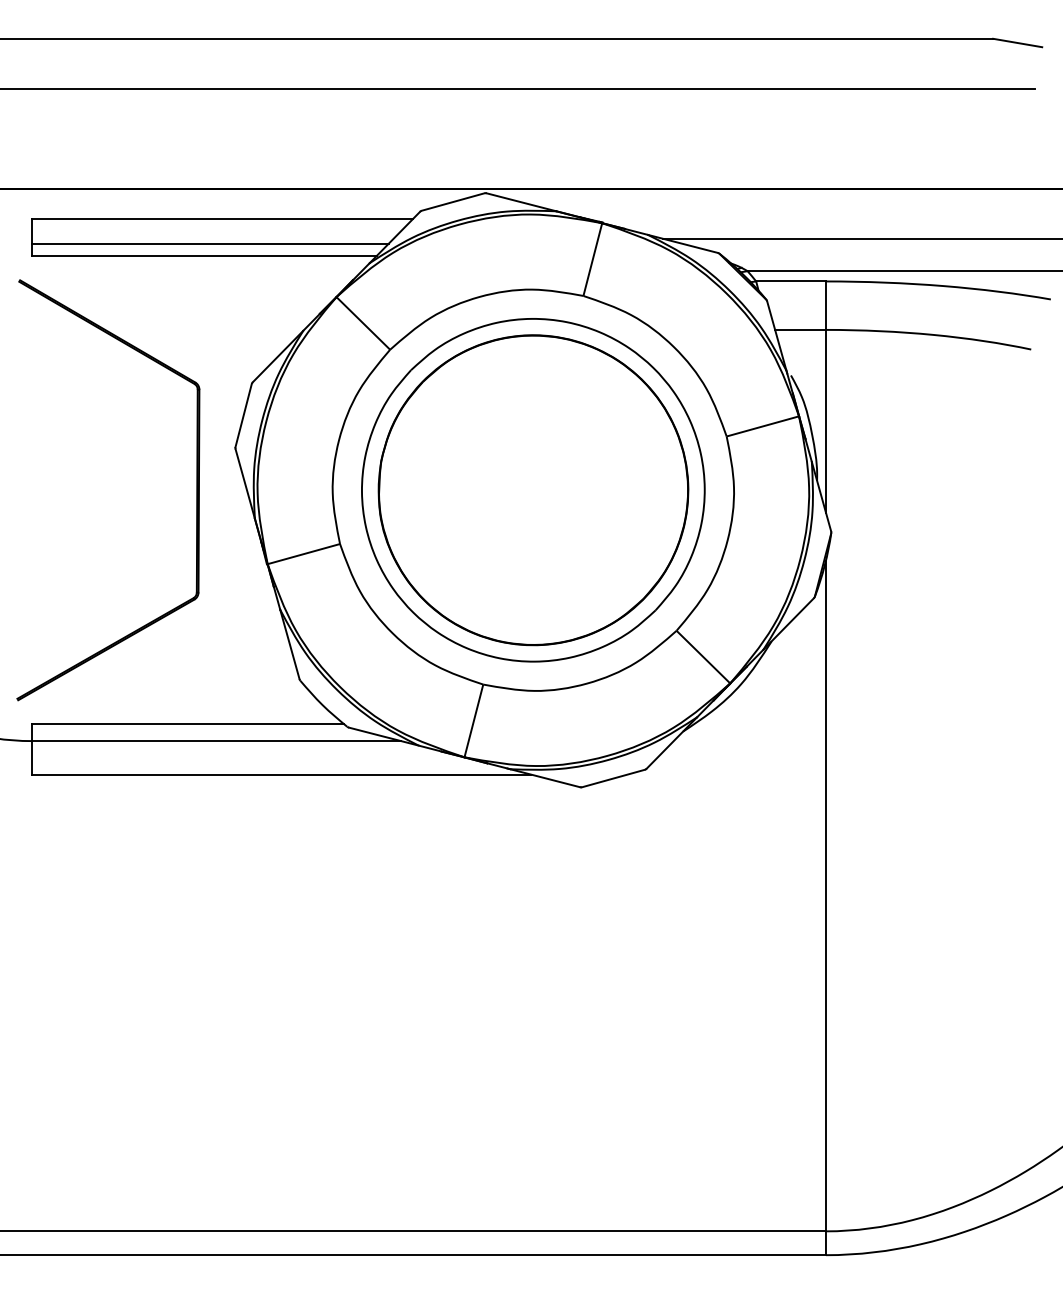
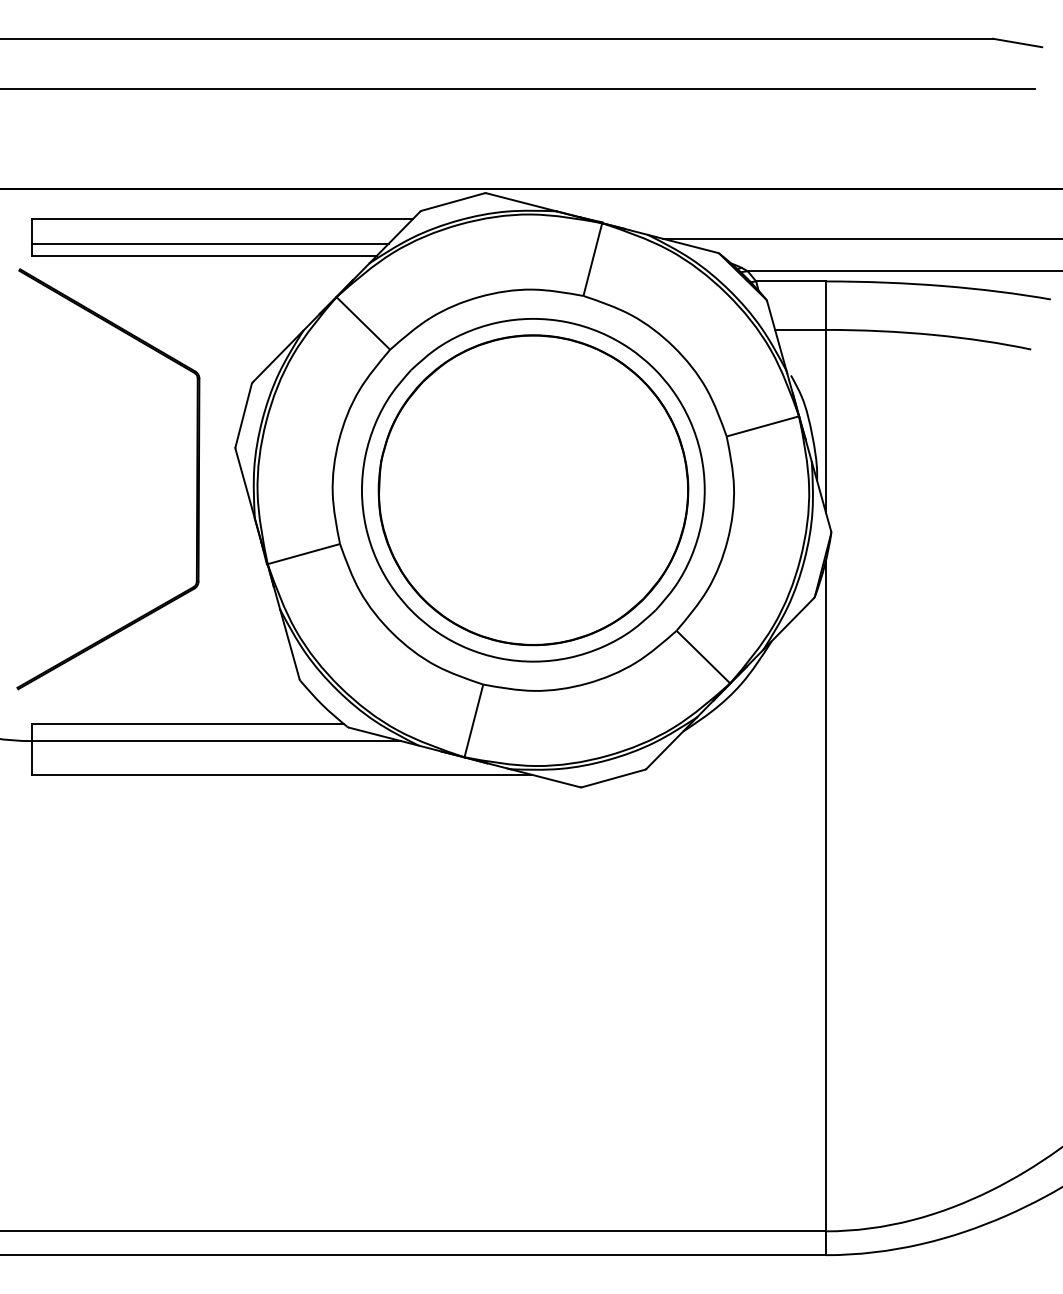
part position: (196, 490) -> (196, 479) (196, 479)
